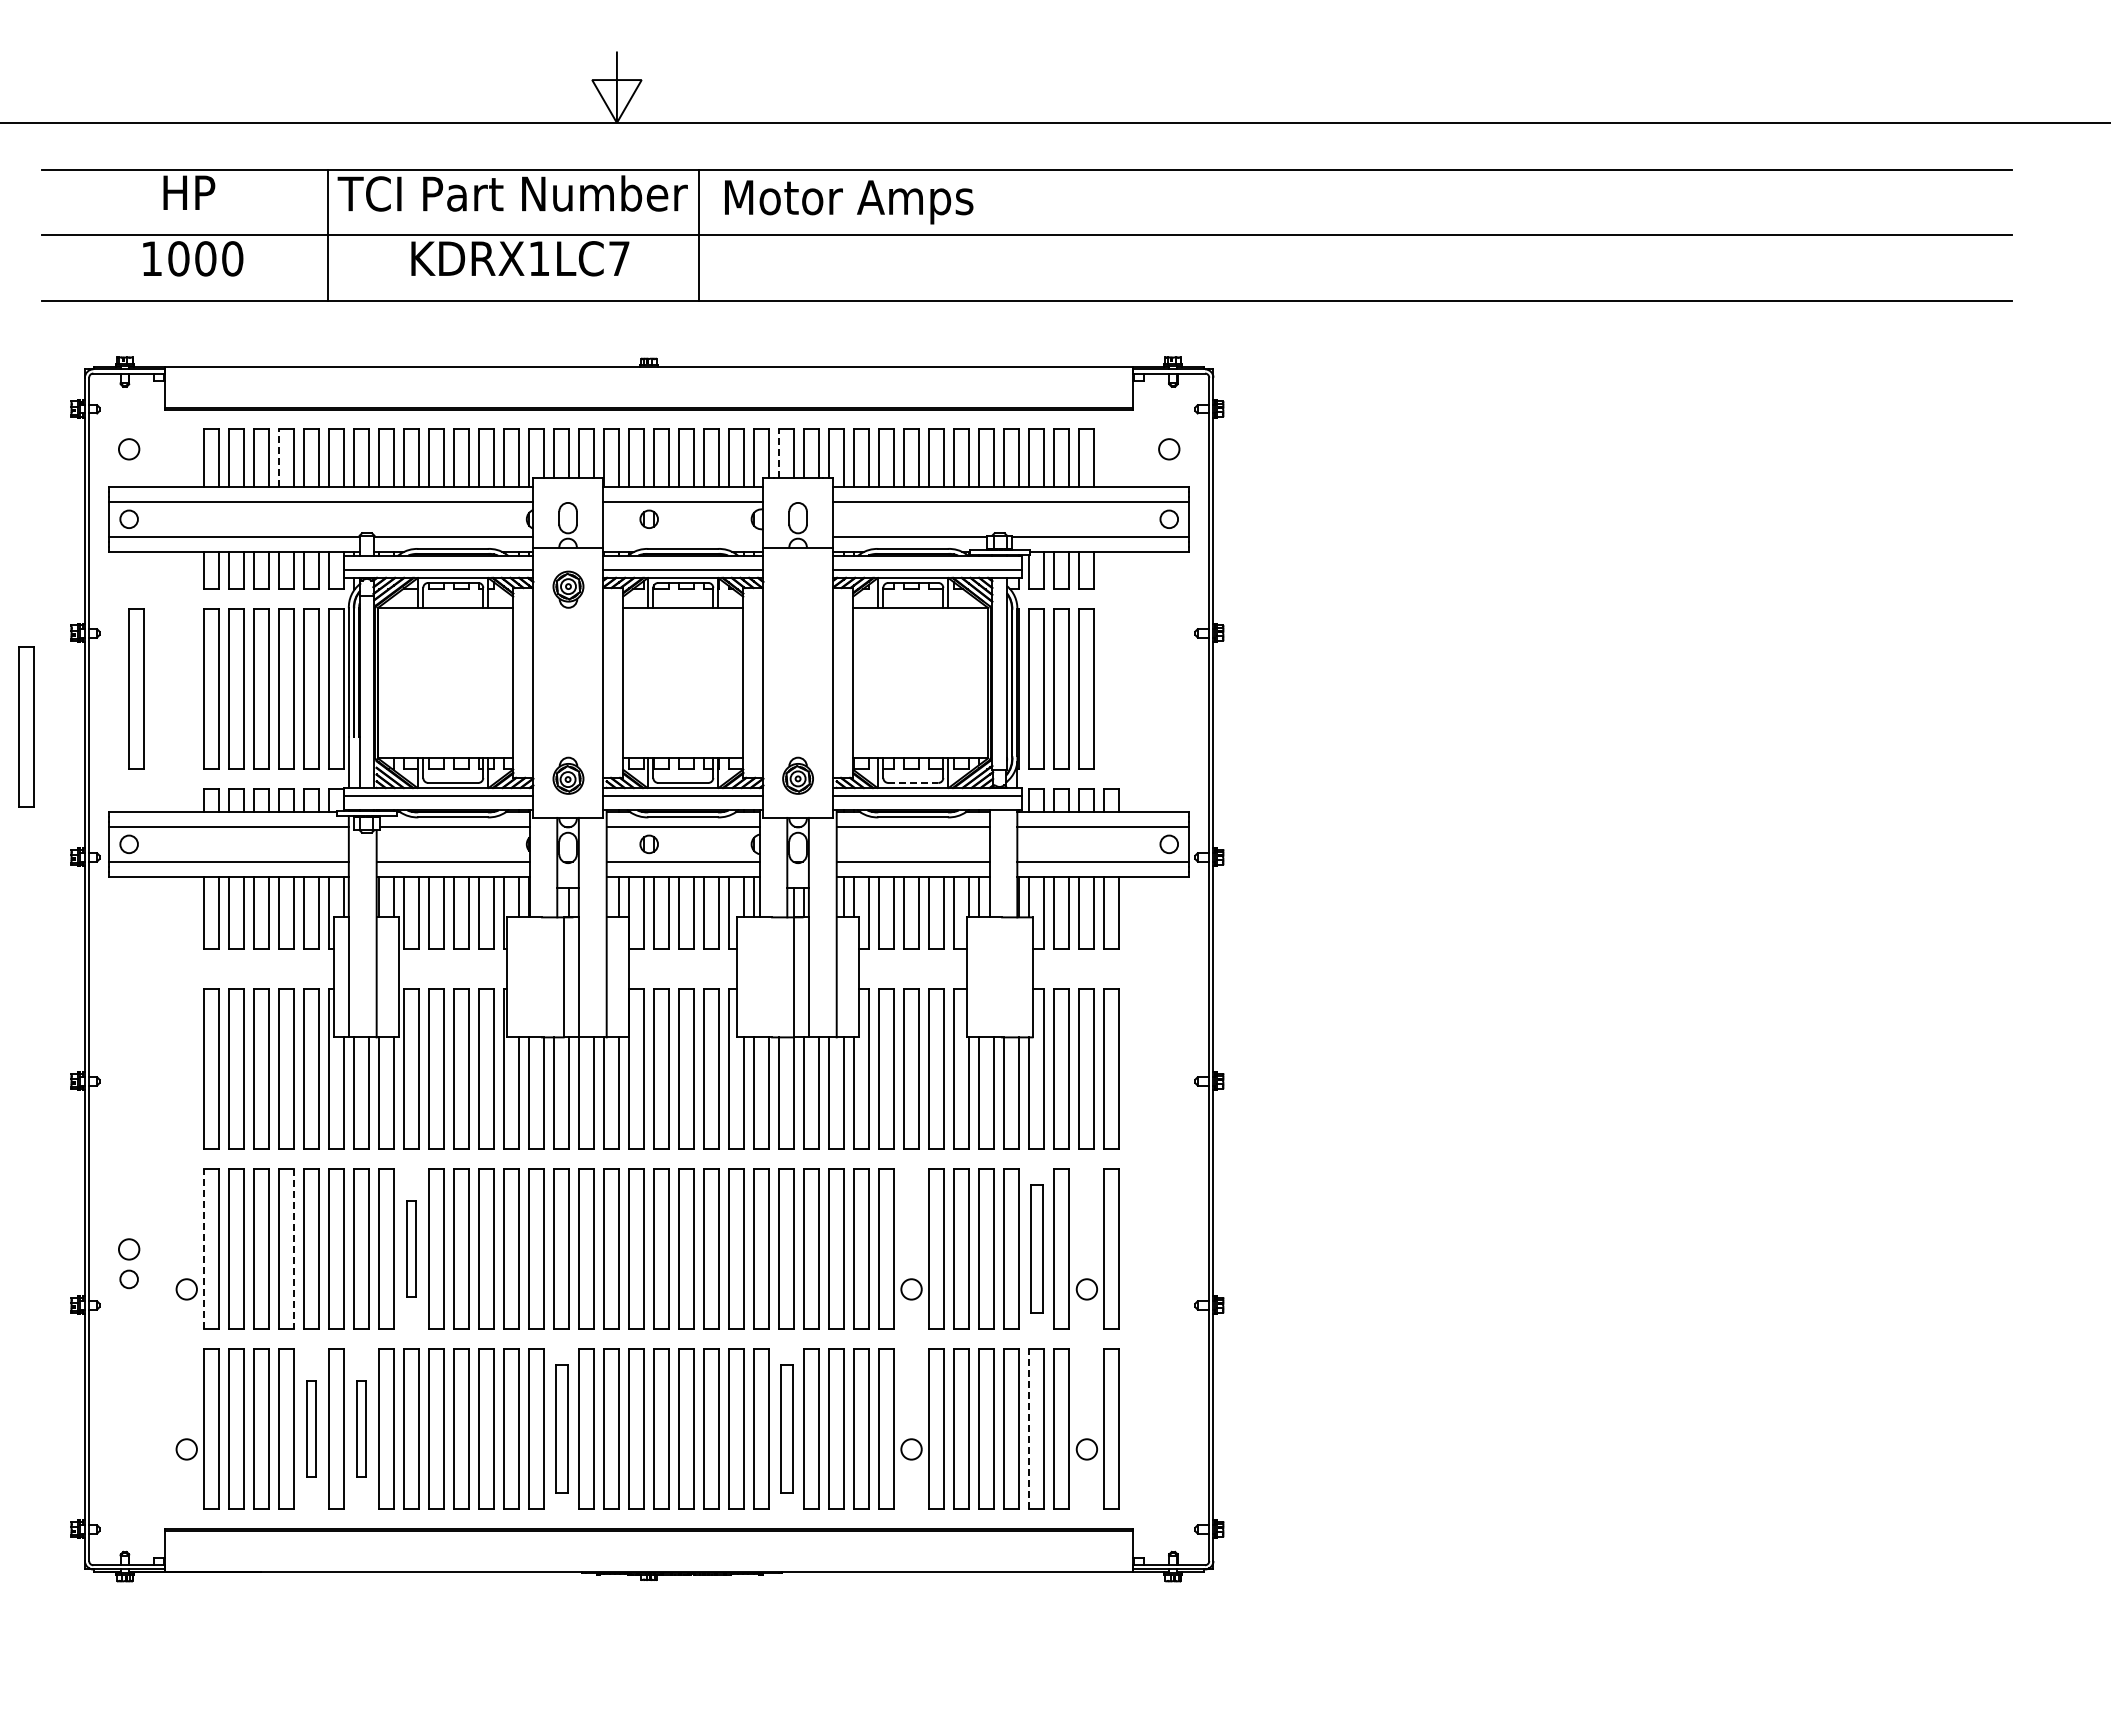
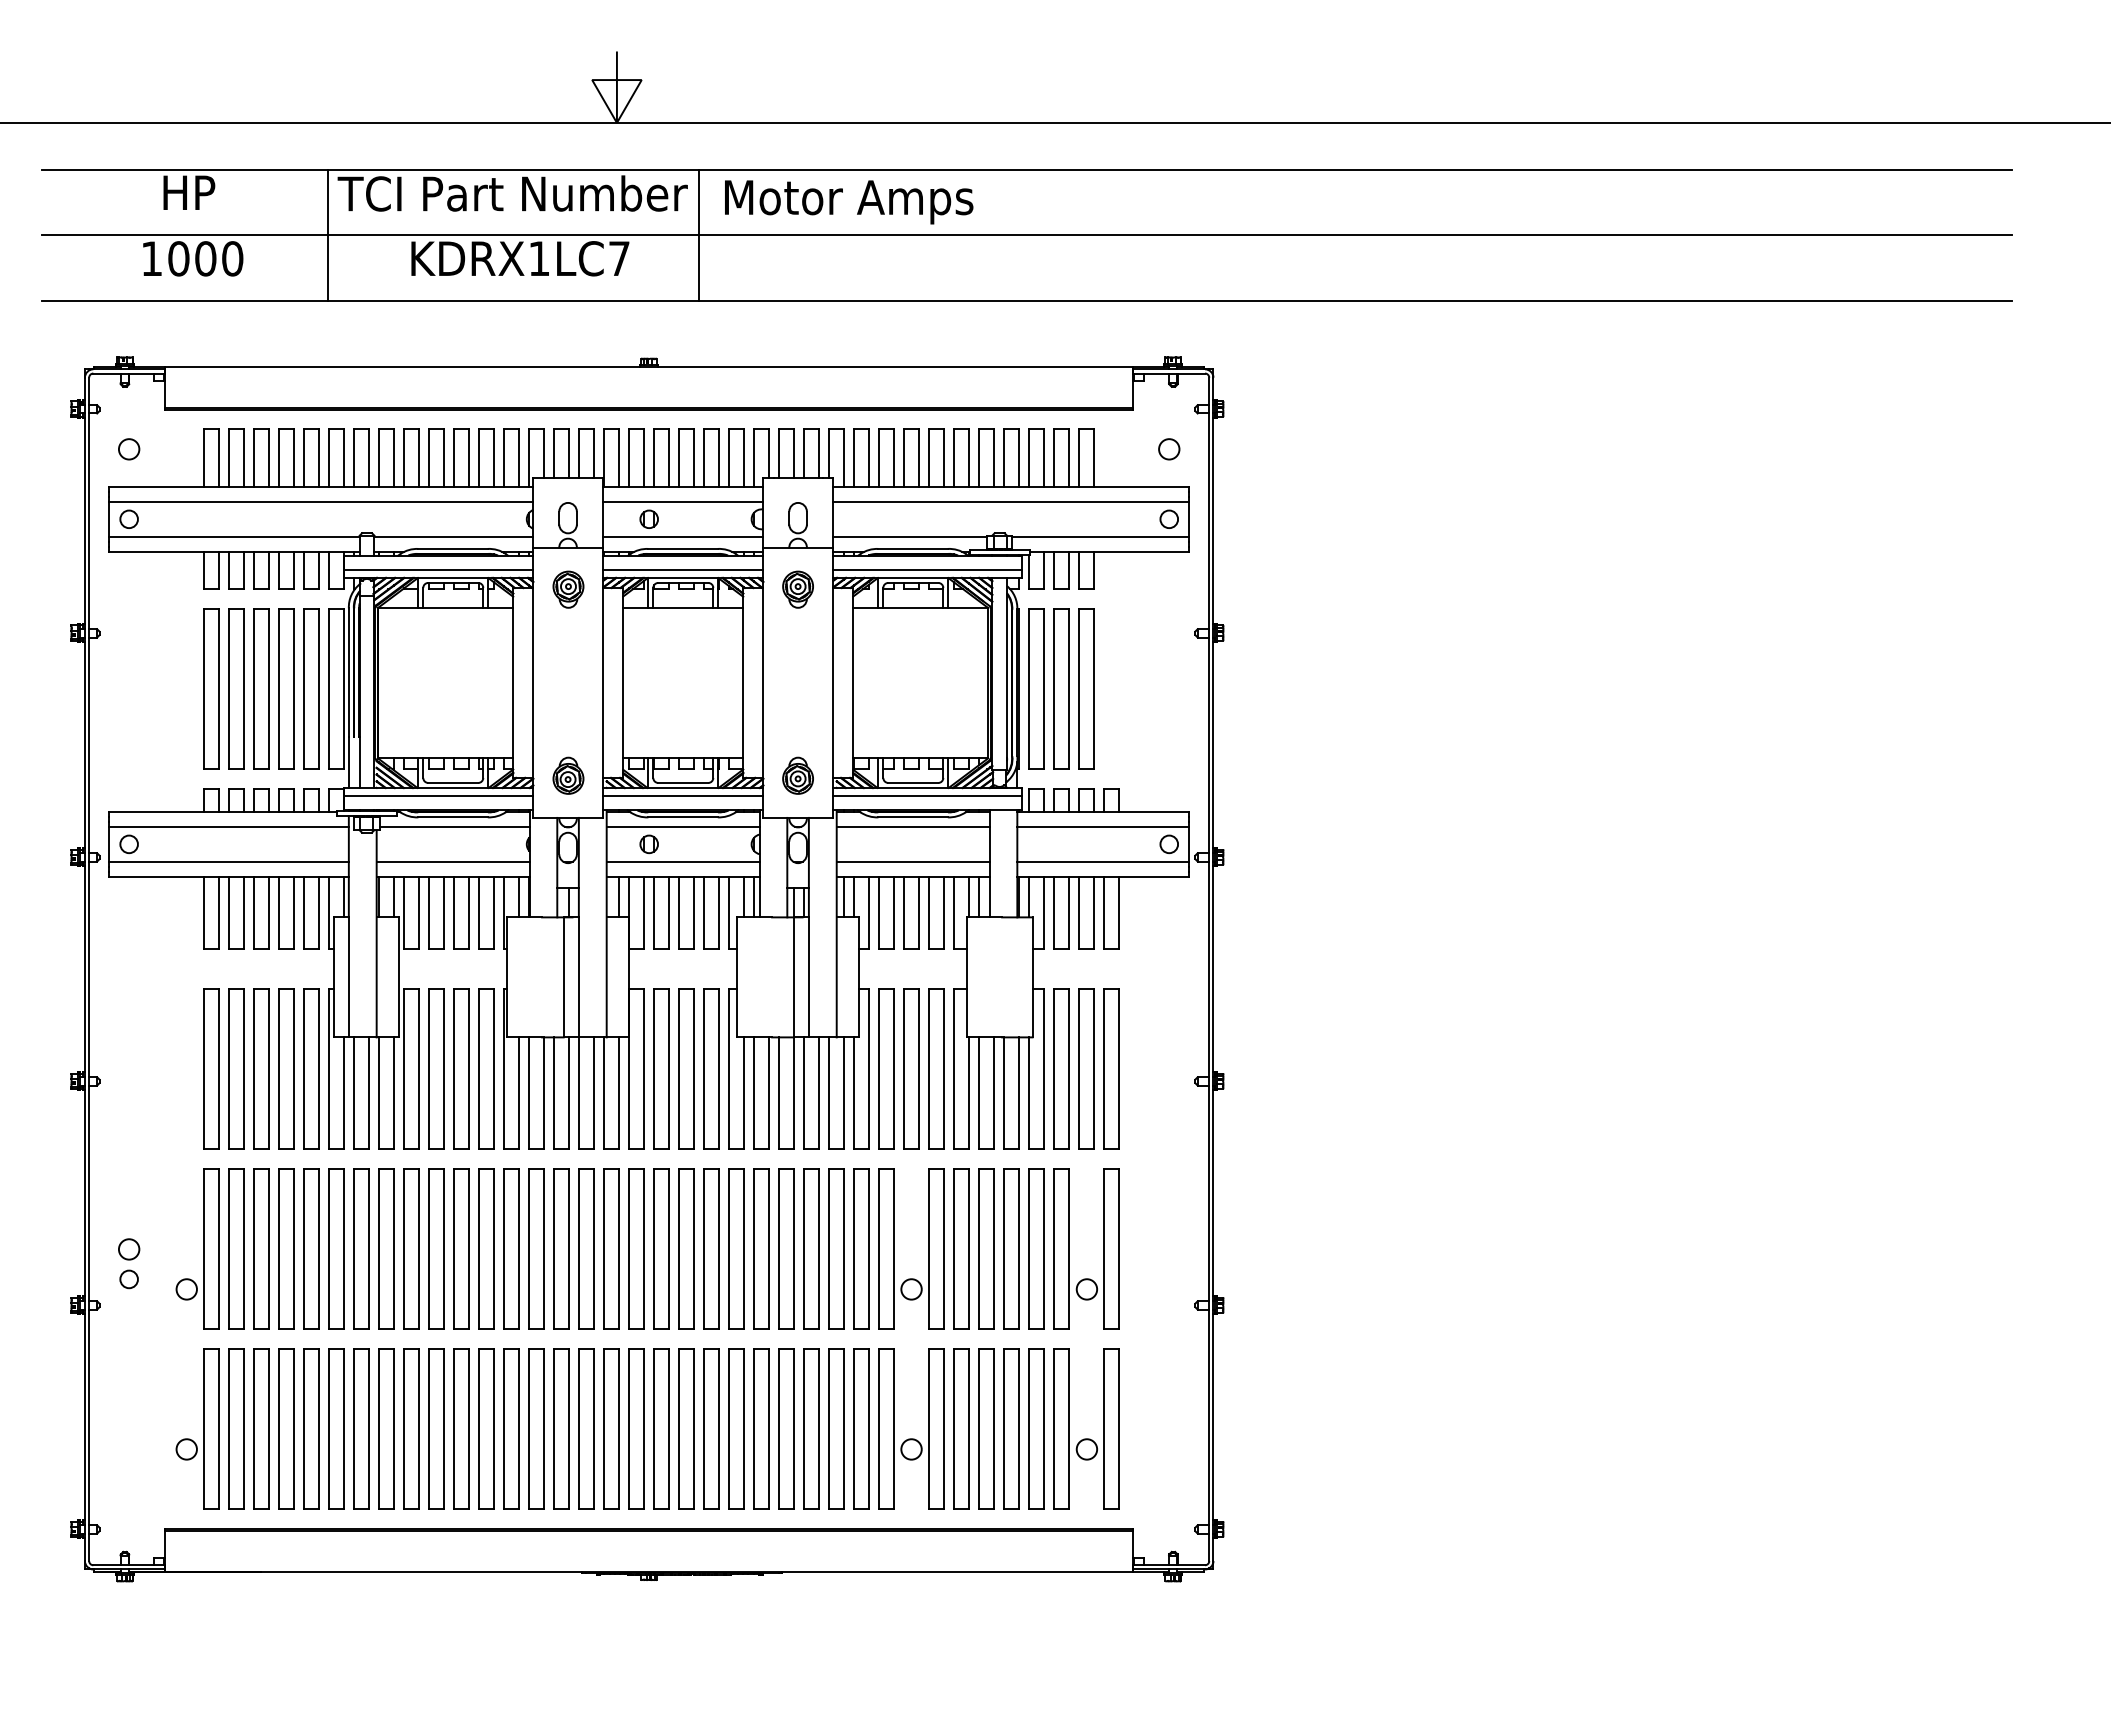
line: dashed -> solid (779, 453)
line: dashed -> solid (279, 458)
line: none -> present (683, 536)
part: none -> present (797, 589)
part: present -> none (136, 688)
part: present -> none (26, 726)
line: dashed -> solid (913, 782)
line: dashed -> solid (203, 1248)
part size: 11x98 px -> 17x162 px (411, 1248)
part size: 14x130 px -> 17x162 px (1036, 1248)
line: dashed -> solid (293, 1249)
part size: 11x98 px -> 17x162 px (311, 1428)
part size: 11x98 px -> 17x162 px (361, 1428)
part size: 14x130 px -> 17x162 px (561, 1428)
part size: 14x130 px -> 17x162 px (786, 1428)
line: dashed -> solid (1029, 1428)
